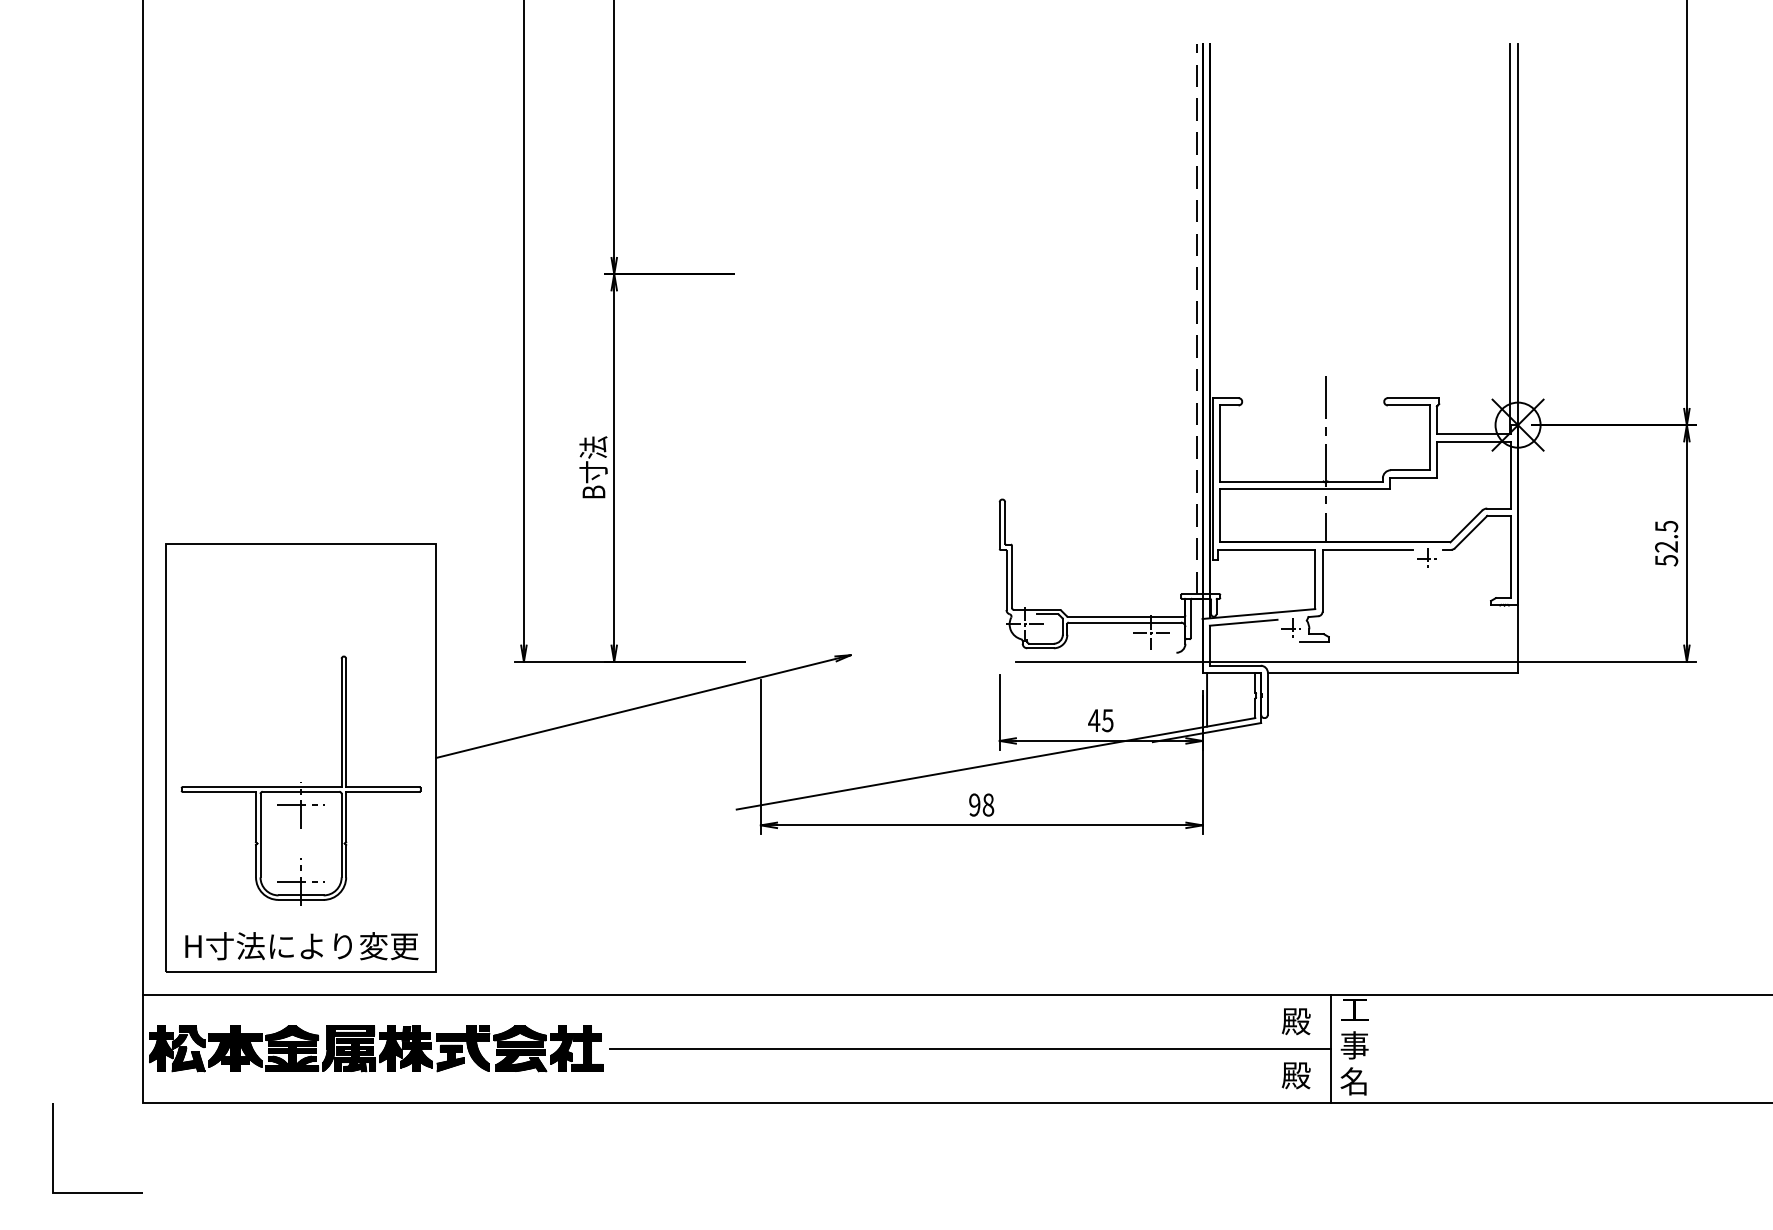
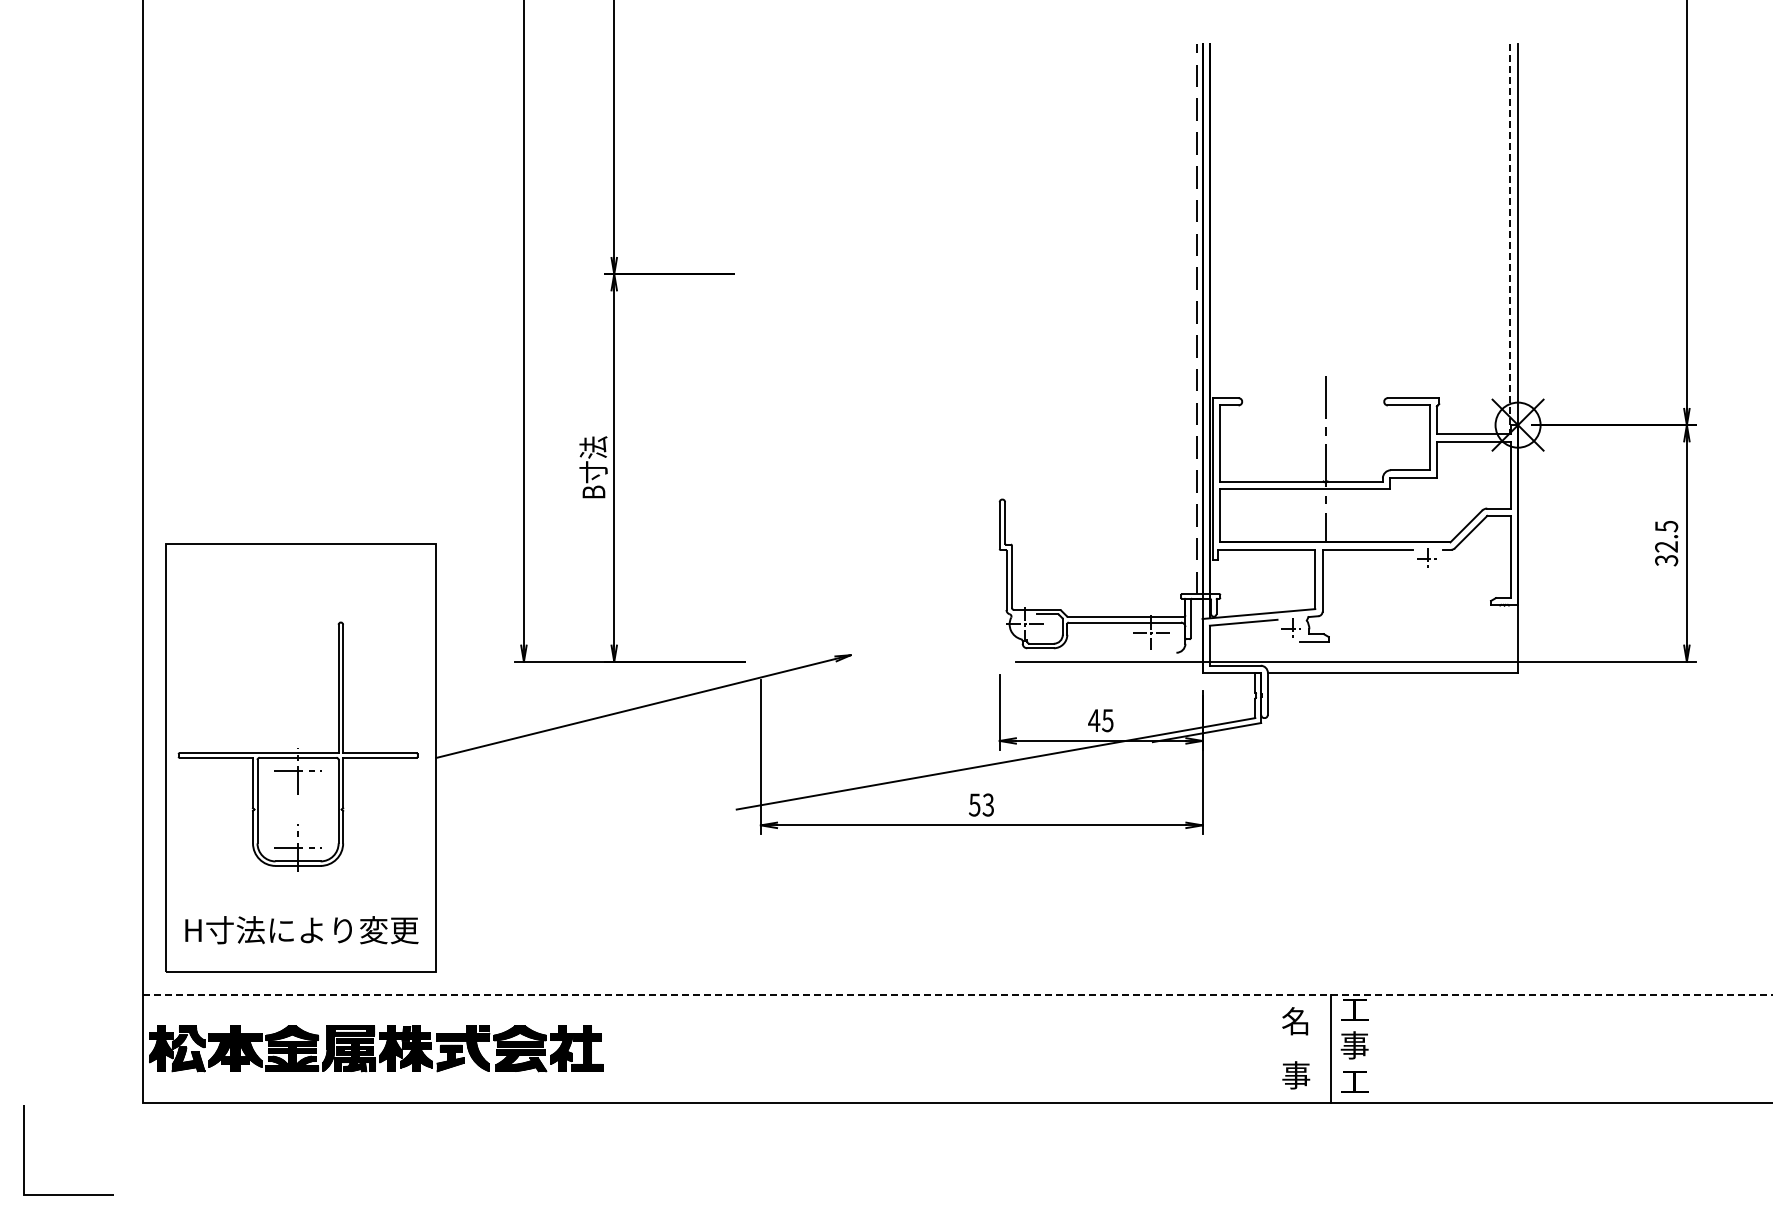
line: solid -> dashed (1510, 239)
text: 52.5 -> 32.5 (1666, 560)
line: present -> none (1207, 699)
part position: (300, 780) -> (297, 746) (297, 746)
text: 98 -> 53 (981, 804)
text position: (301, 946) -> (301, 930) (301, 930)
line: solid -> dashed (958, 994)
text: 殿 -> 名 (1295, 1021)
line: present -> none (970, 1048)
text: 殿 -> 事 (1295, 1075)
text: 名 -> 工 (1354, 1081)
line position: (53, 1148) -> (24, 1150) (24, 1150)
